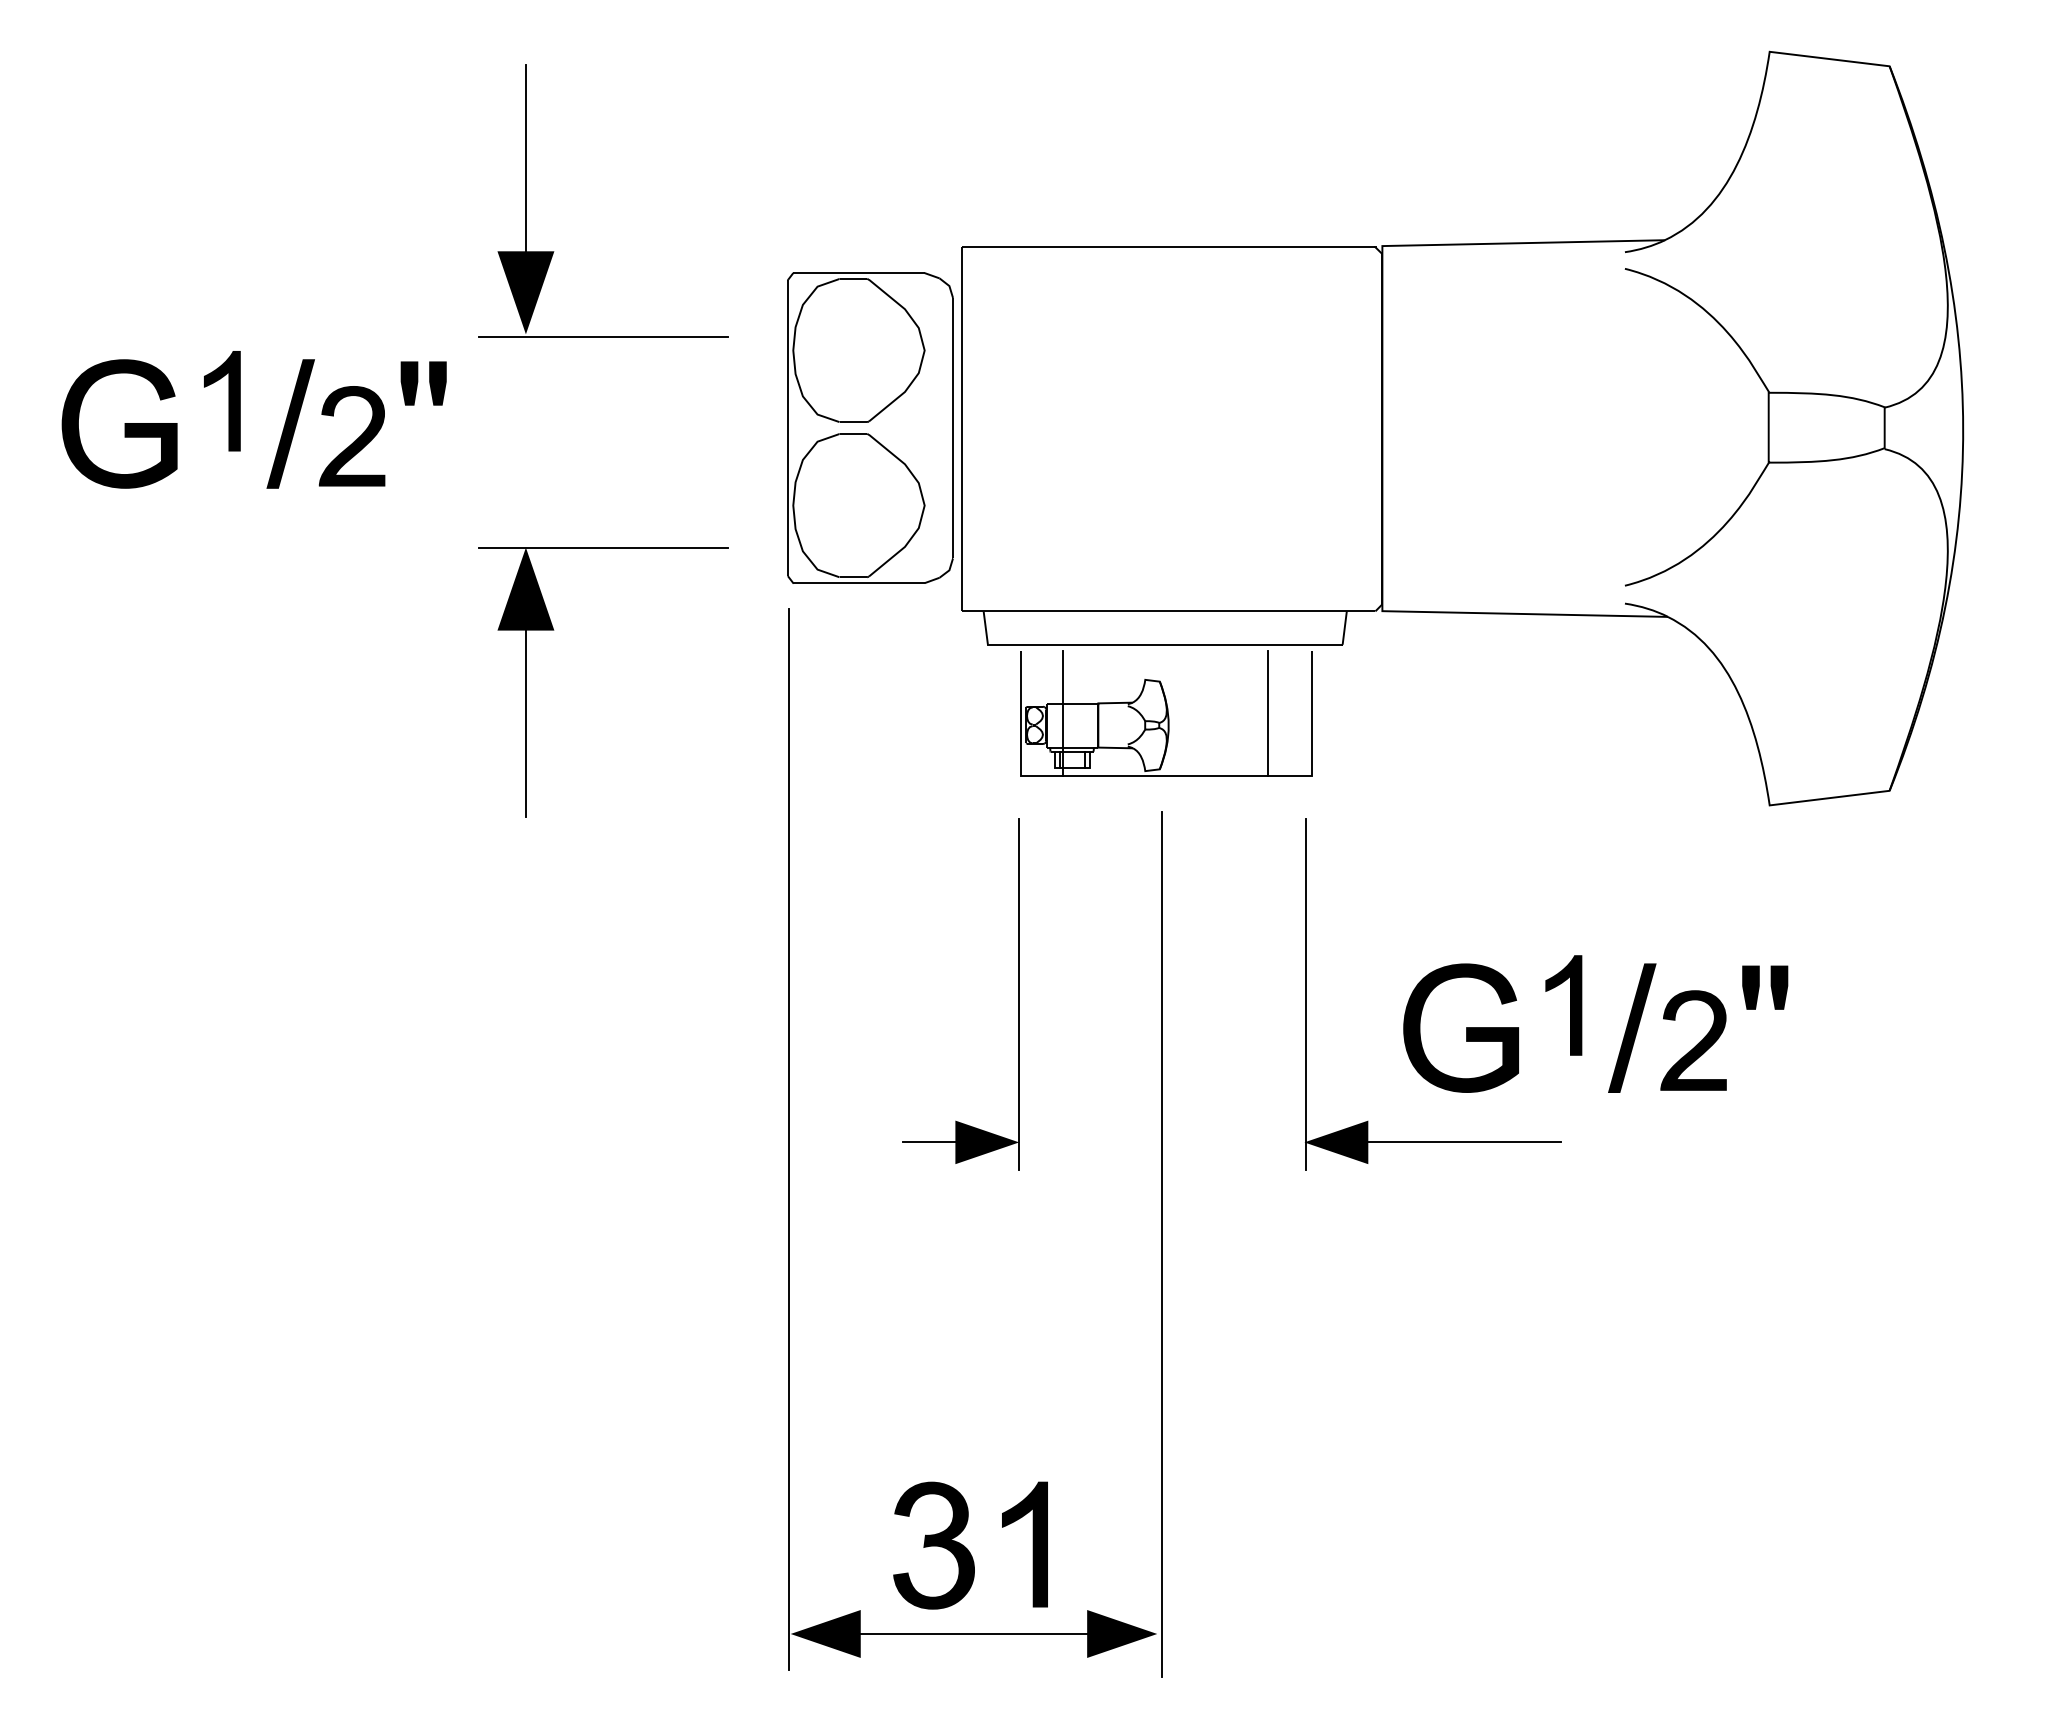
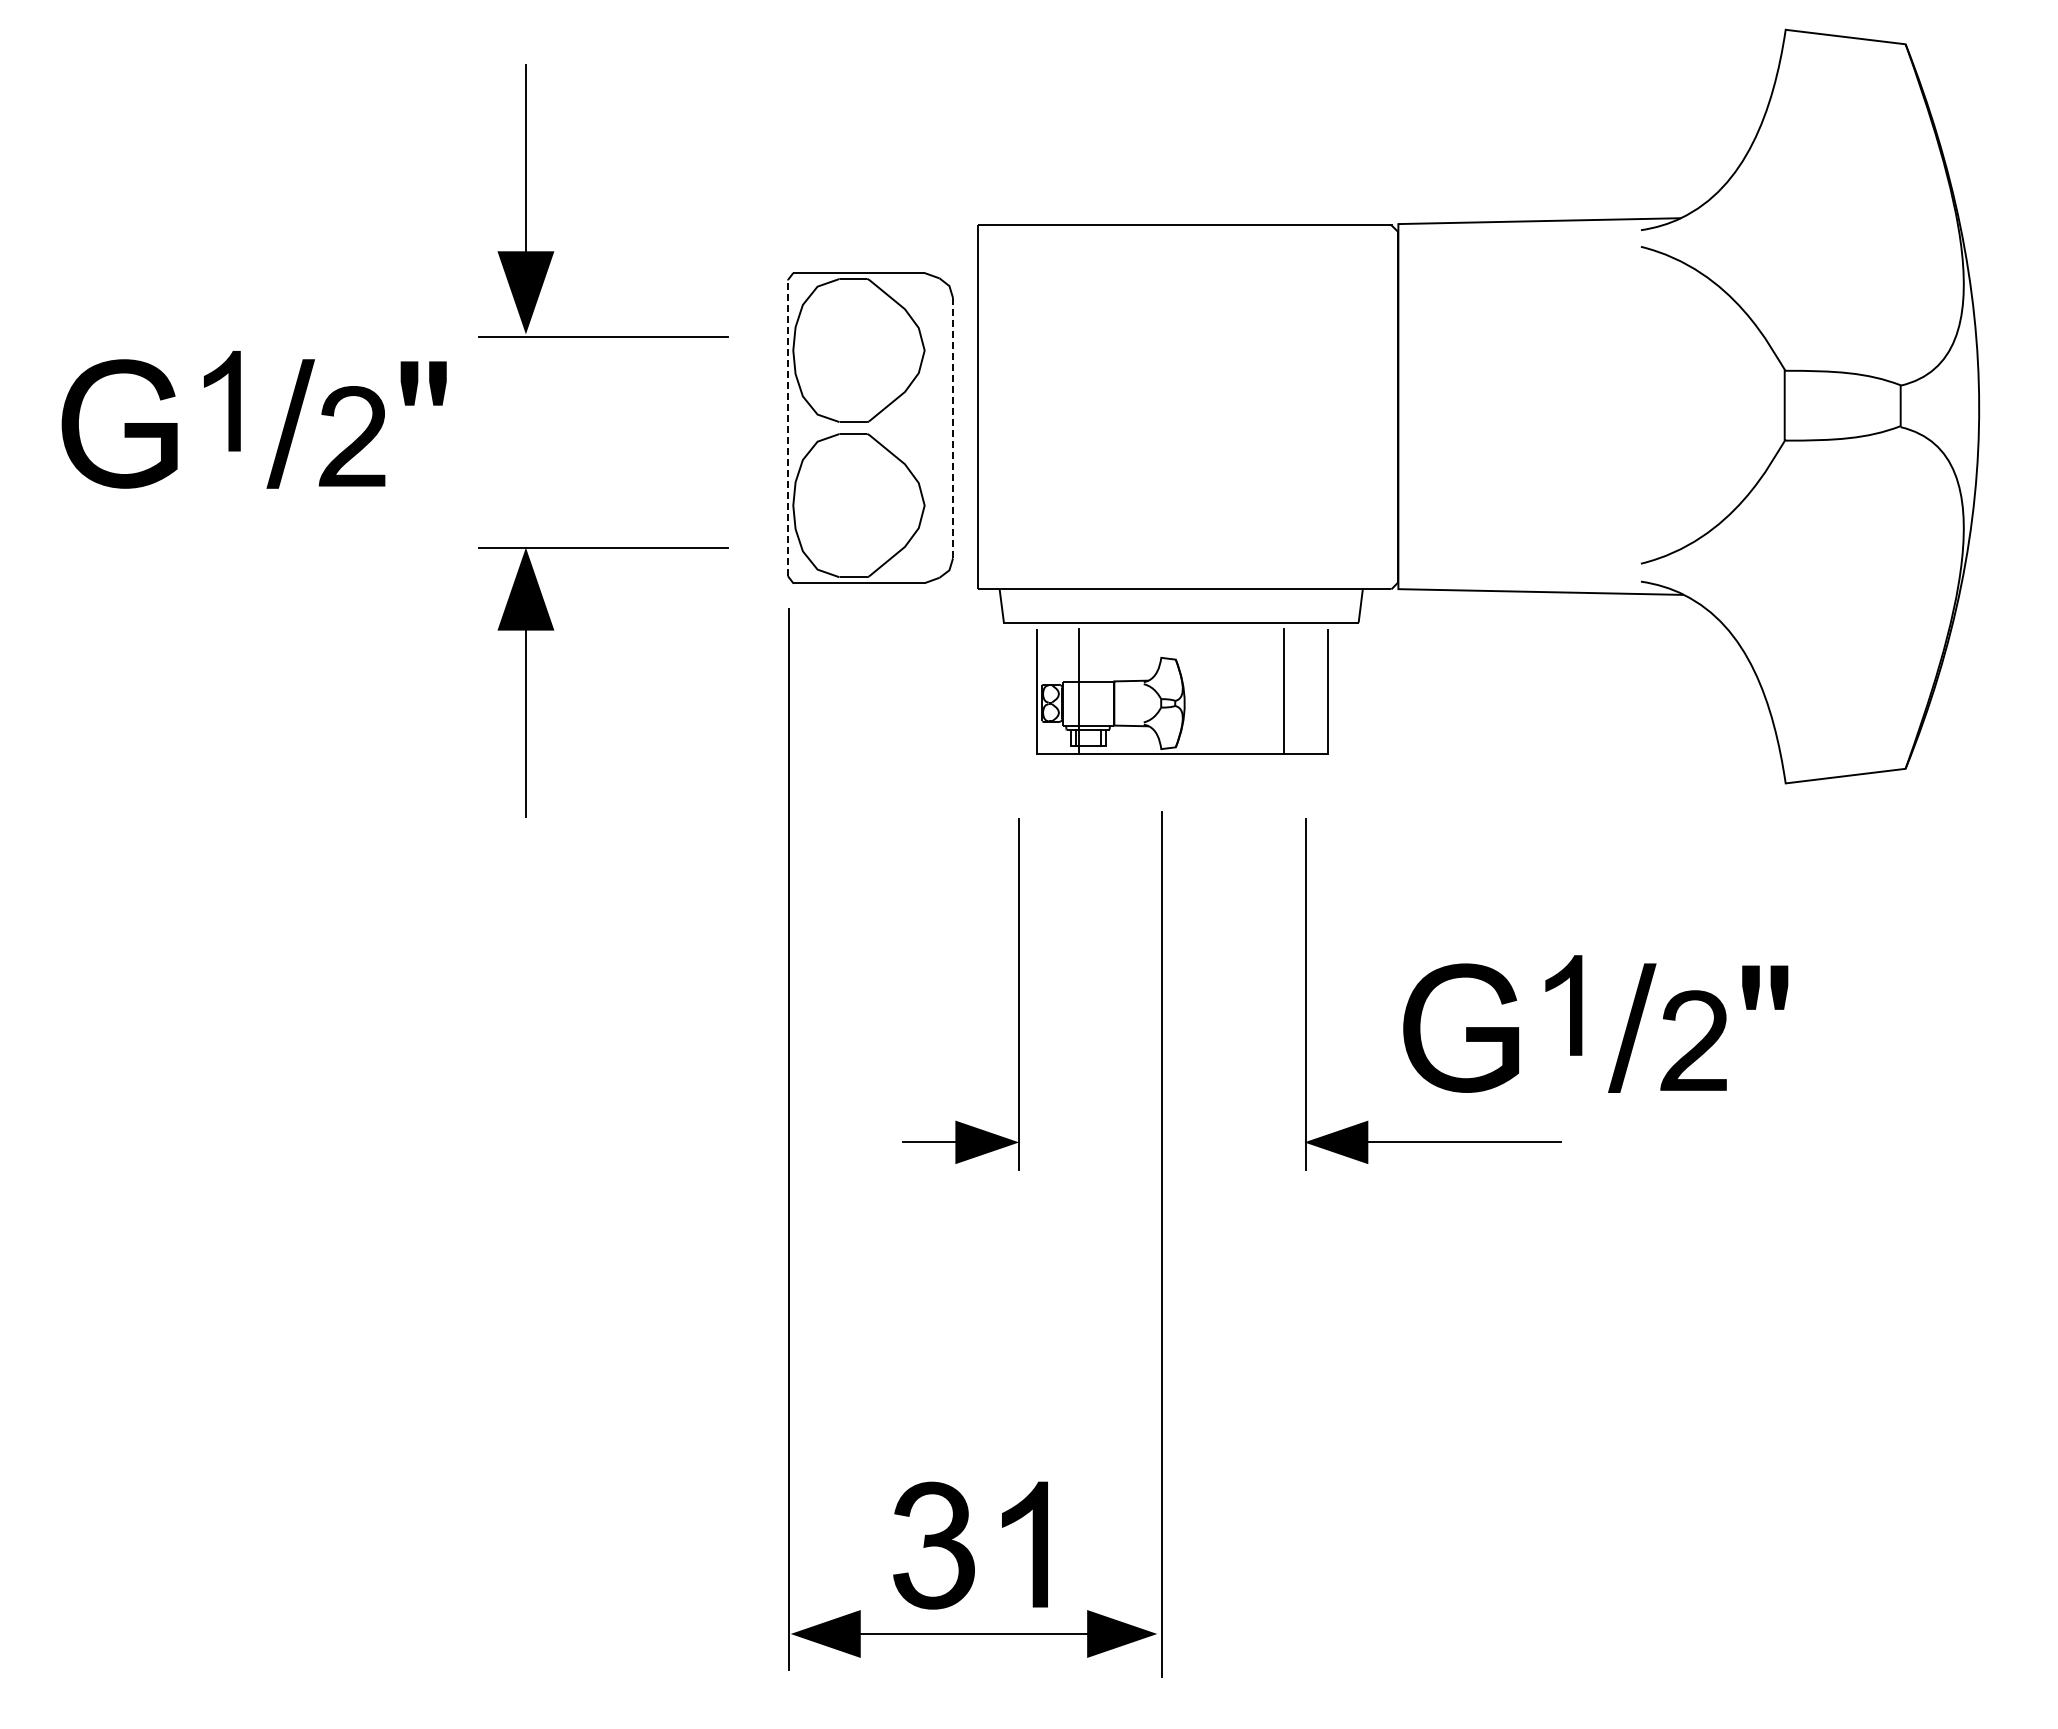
line: solid -> dashed (953, 426)
line: solid -> dashed (787, 427)
part position: (1462, 428) -> (1478, 406) (1478, 406)
